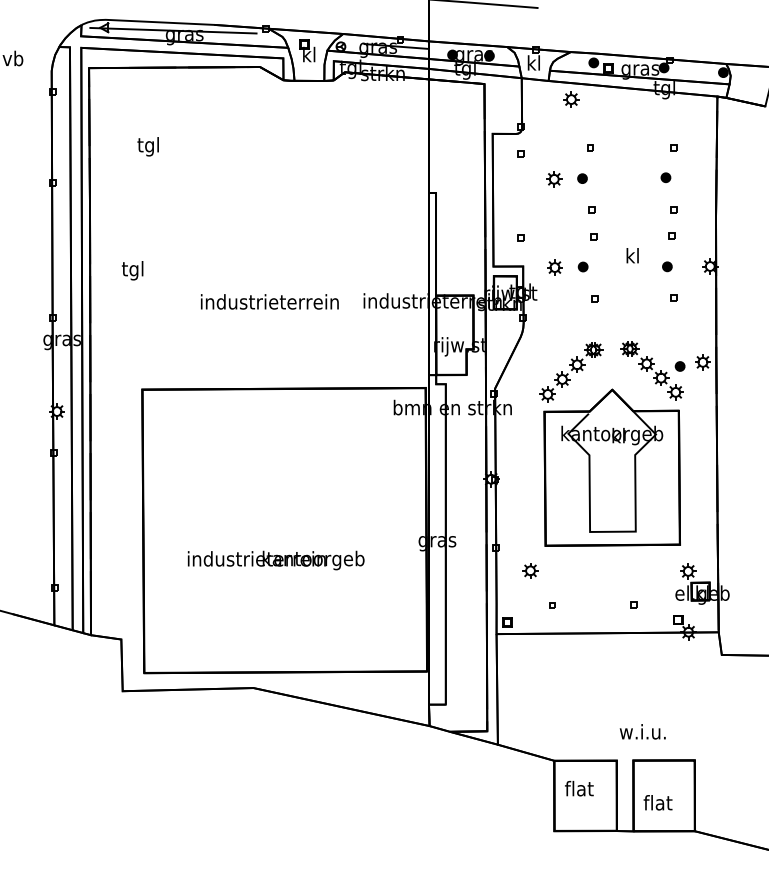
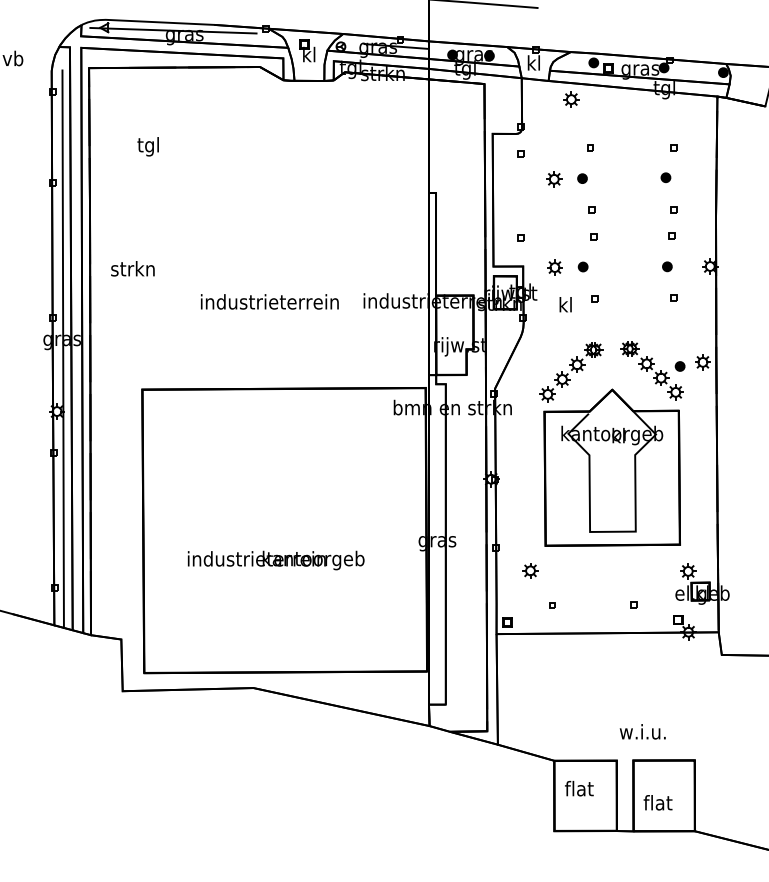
text position: (632, 255) -> (565, 304) (565, 304)
text: tgl -> strkn (132, 270)
line: none -> present (62, 348)
